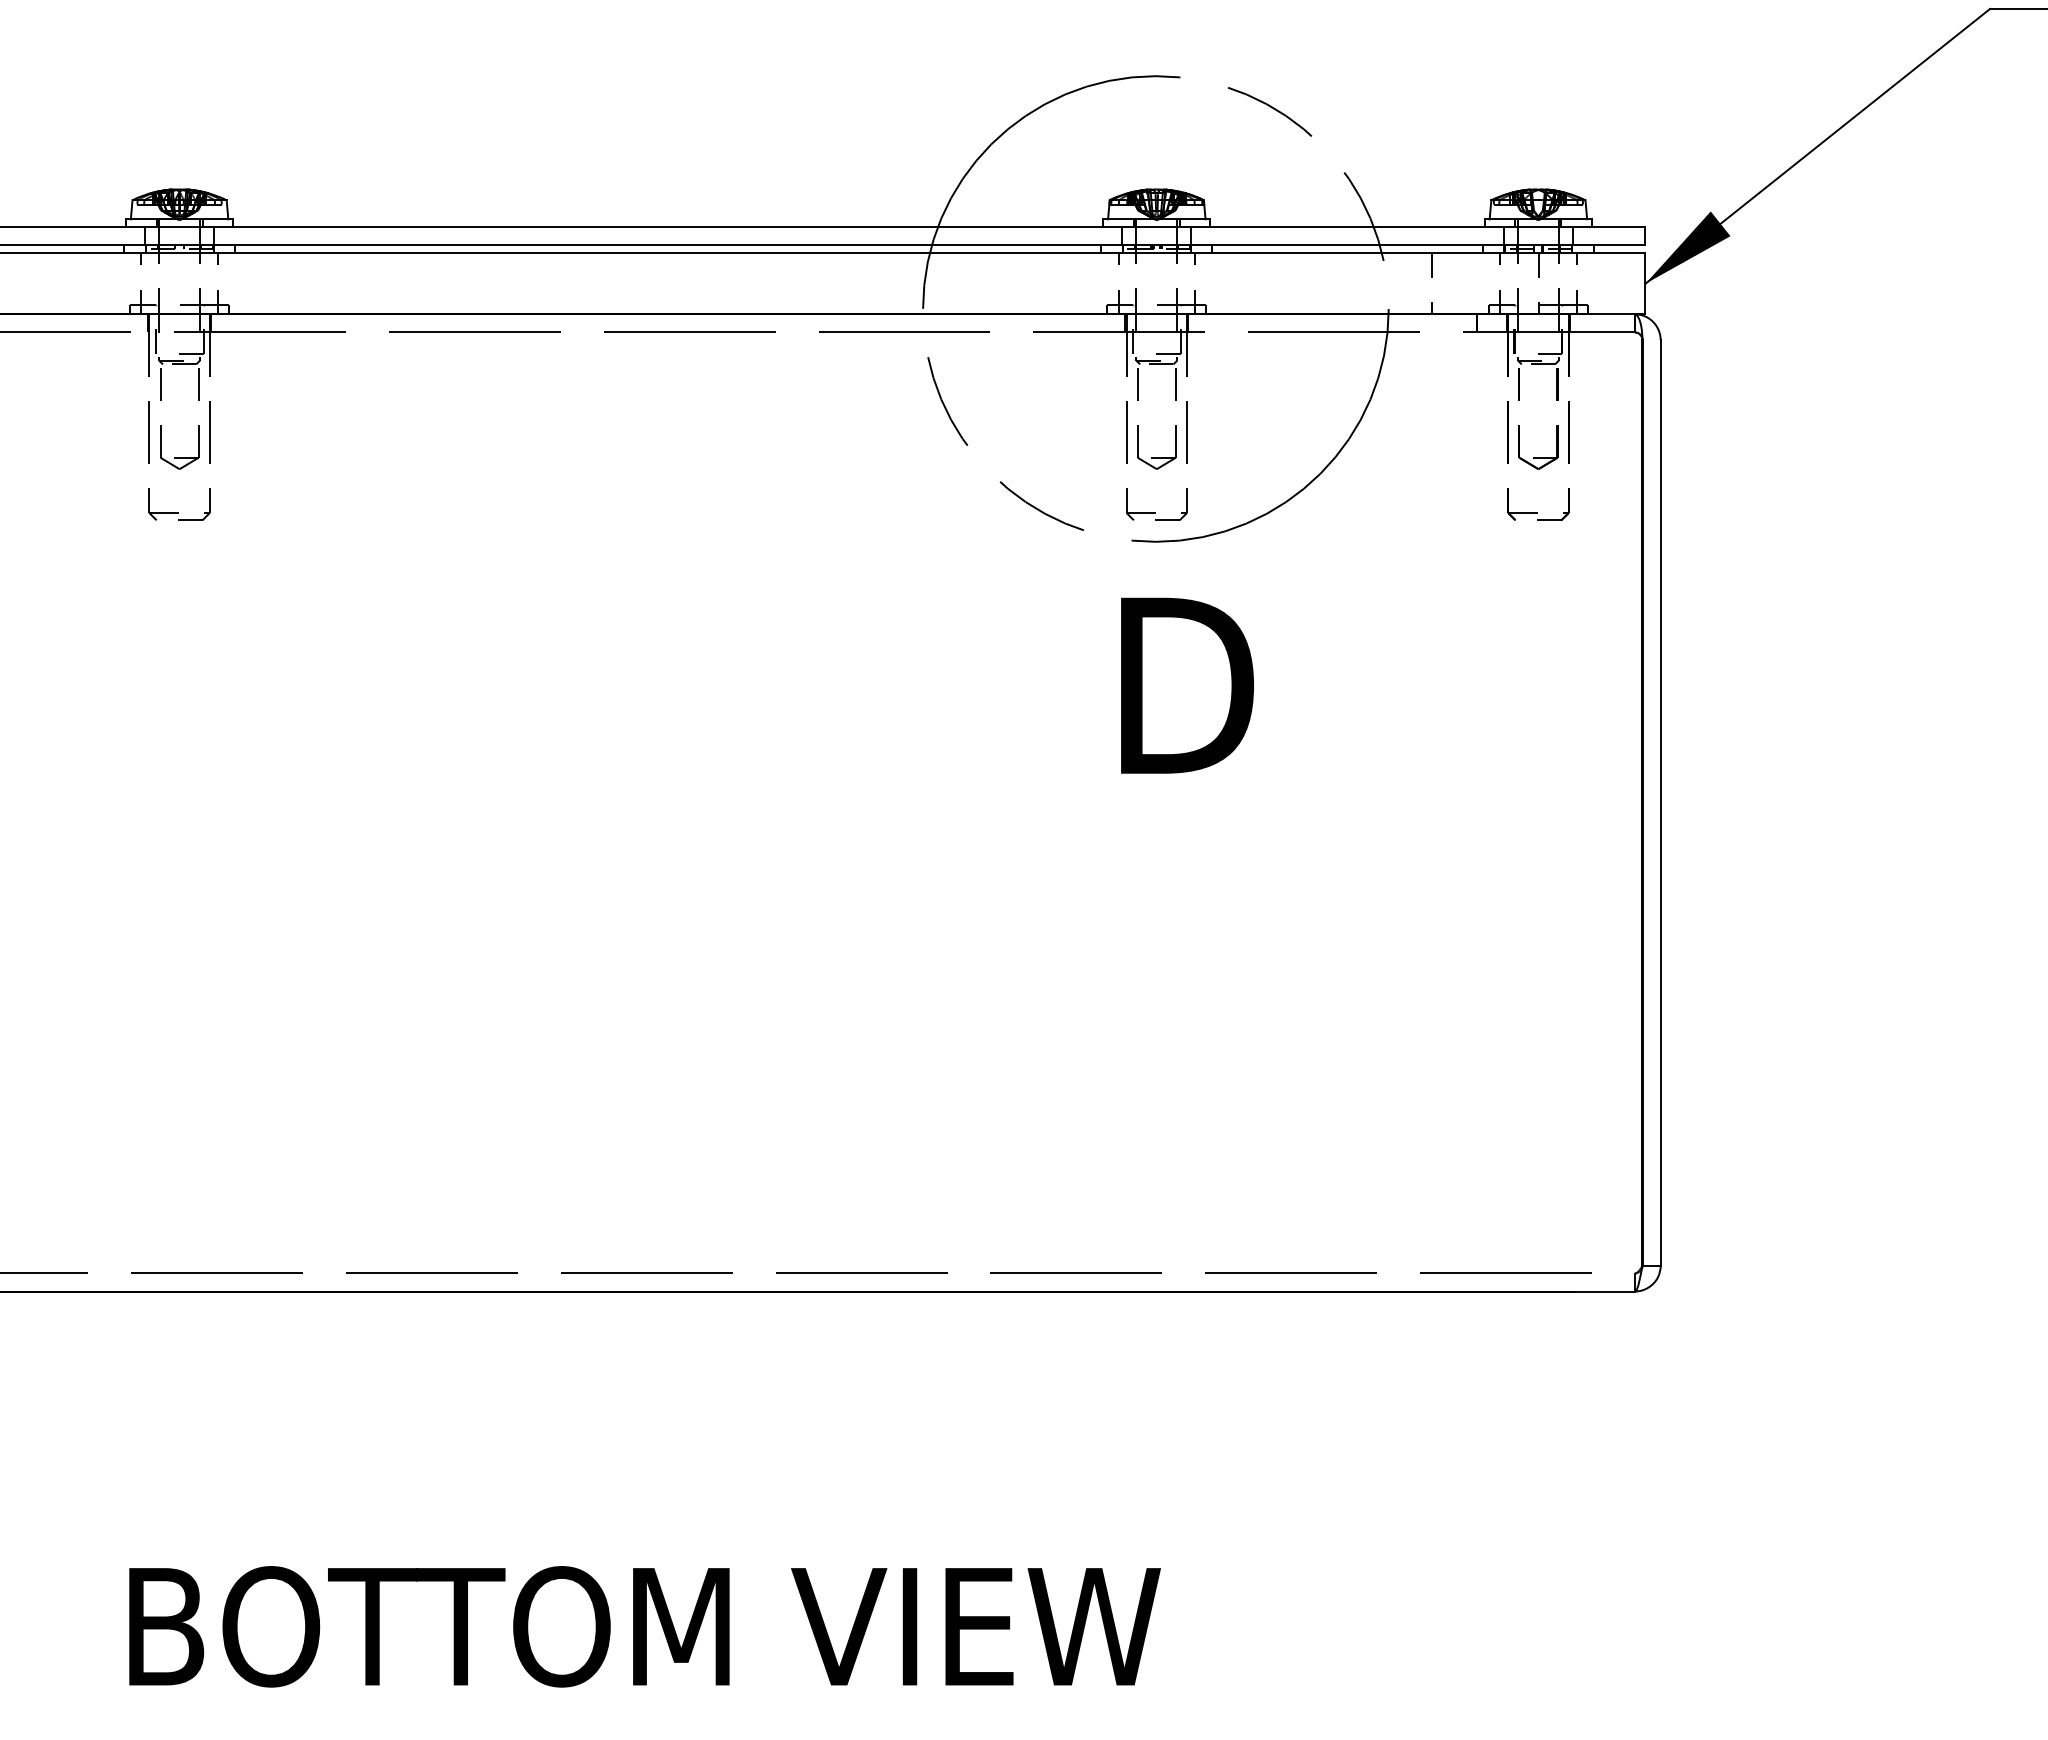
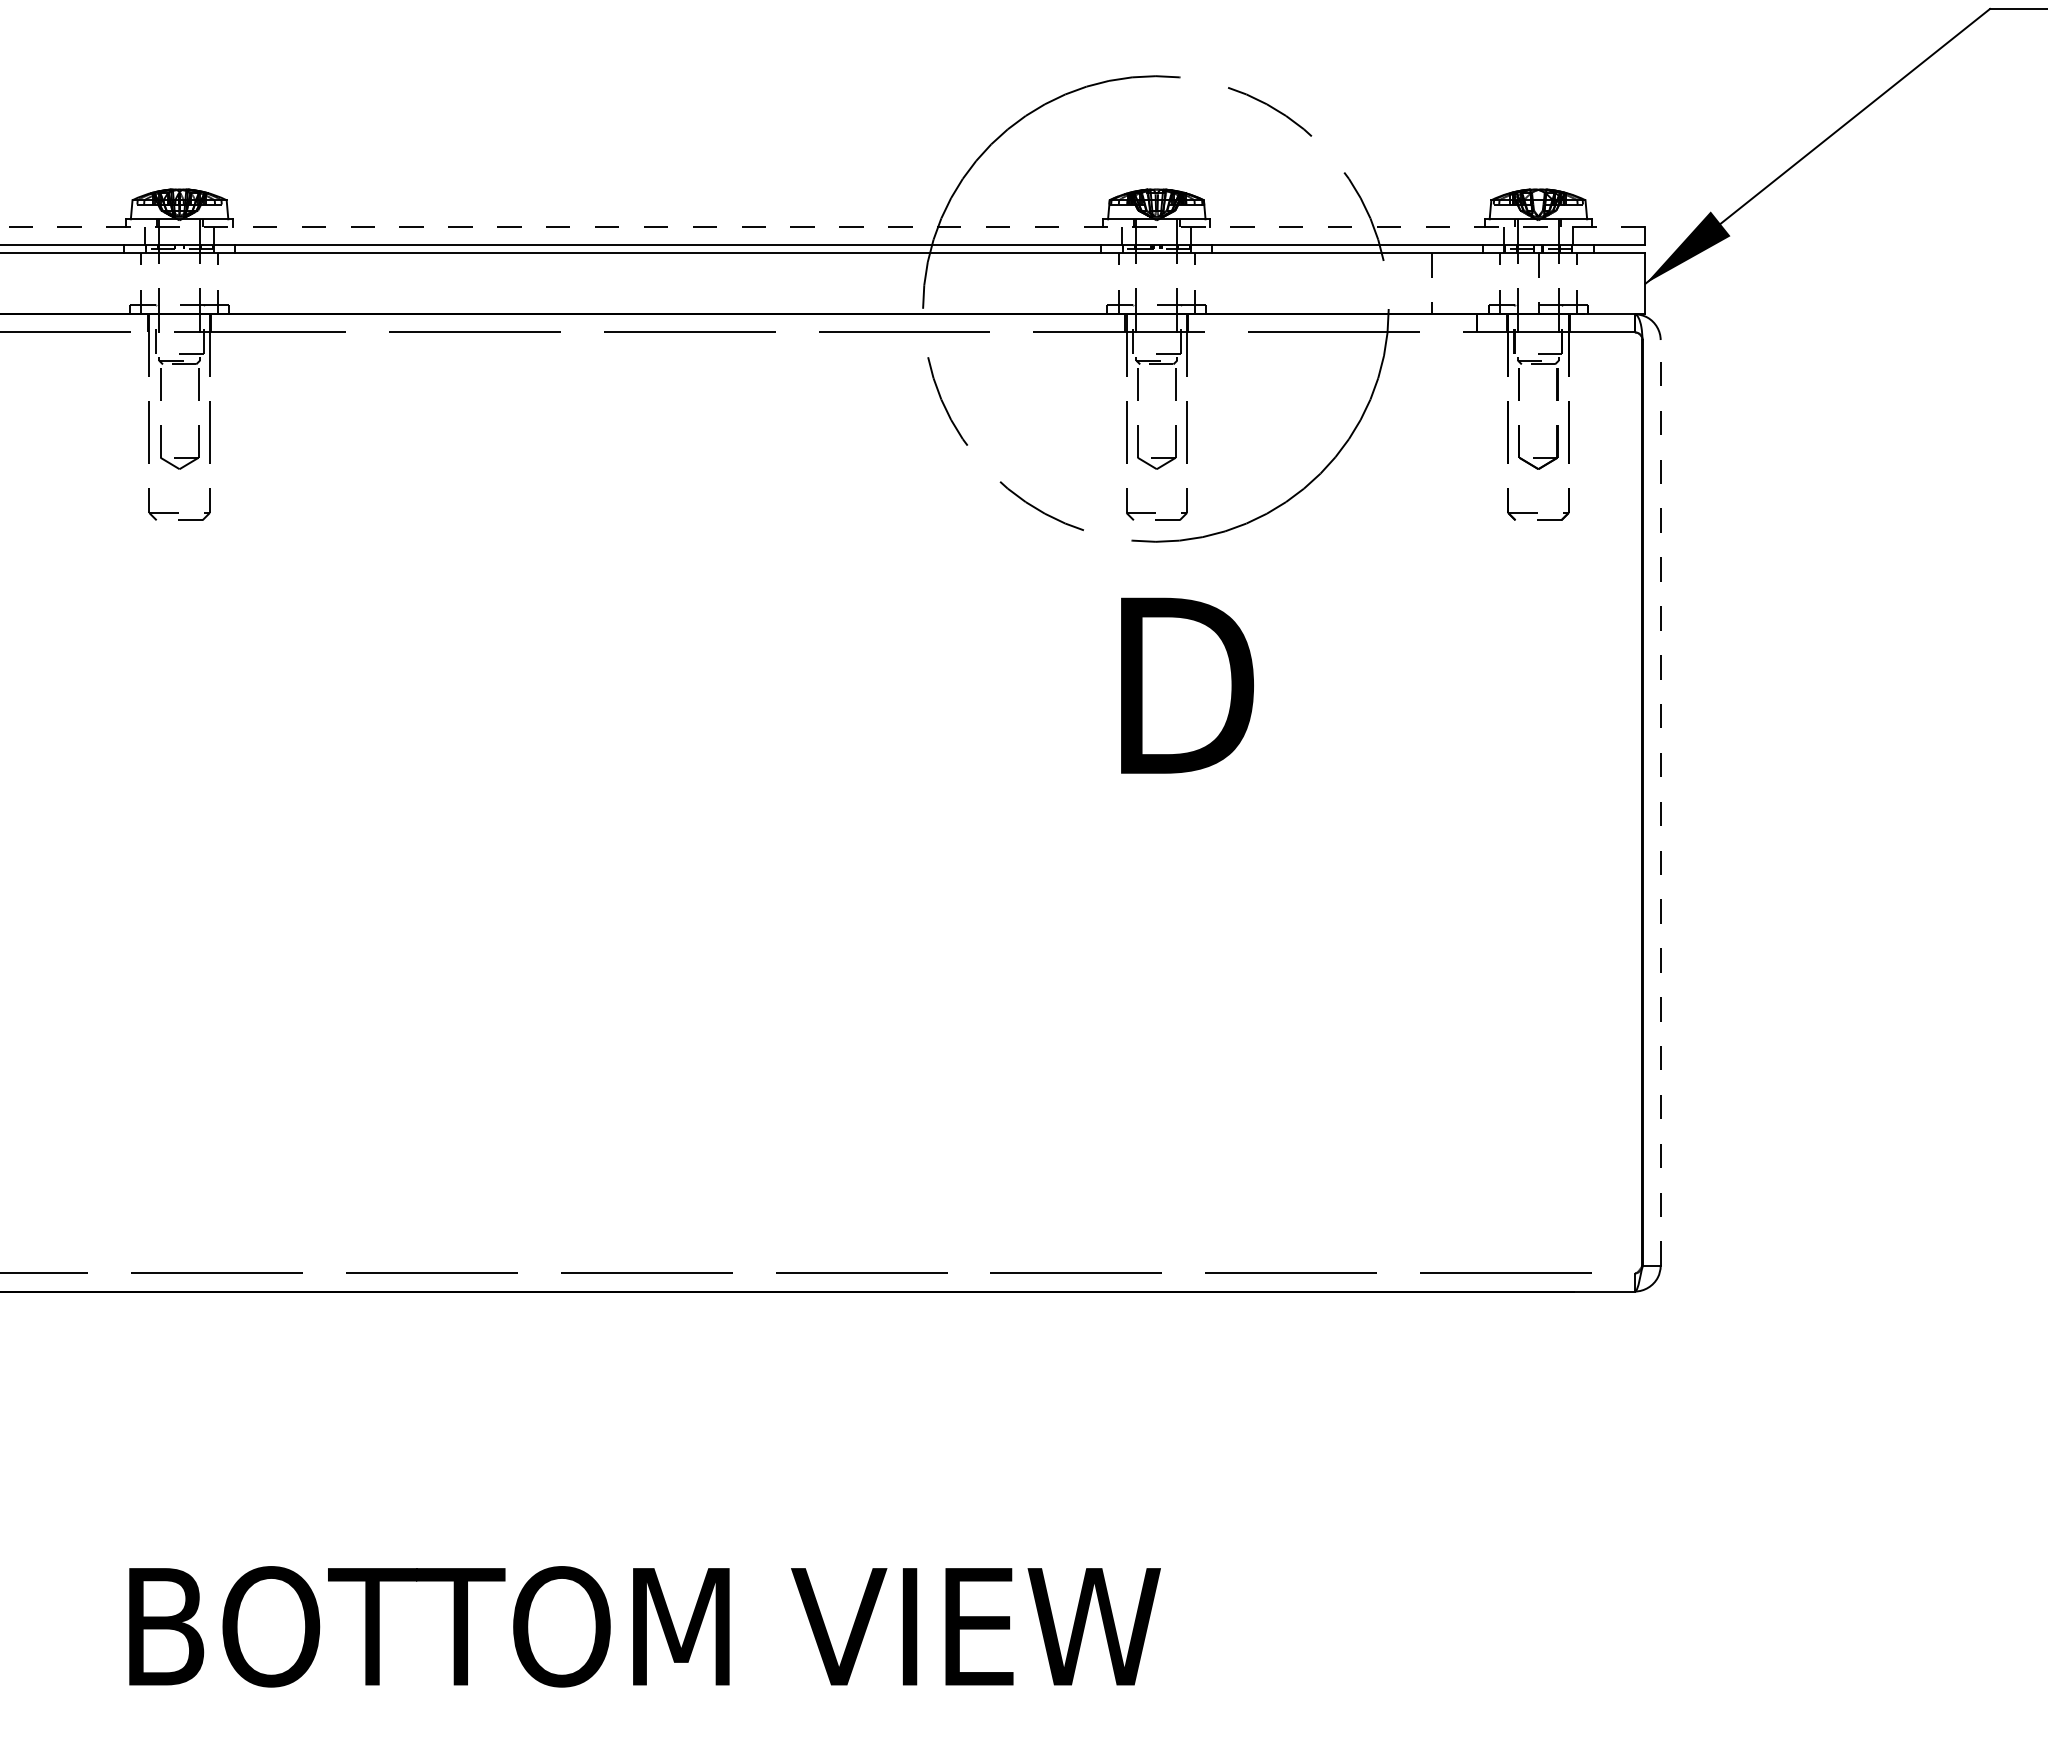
line: solid -> dashed (822, 227)
line: solid -> dashed (1660, 802)
